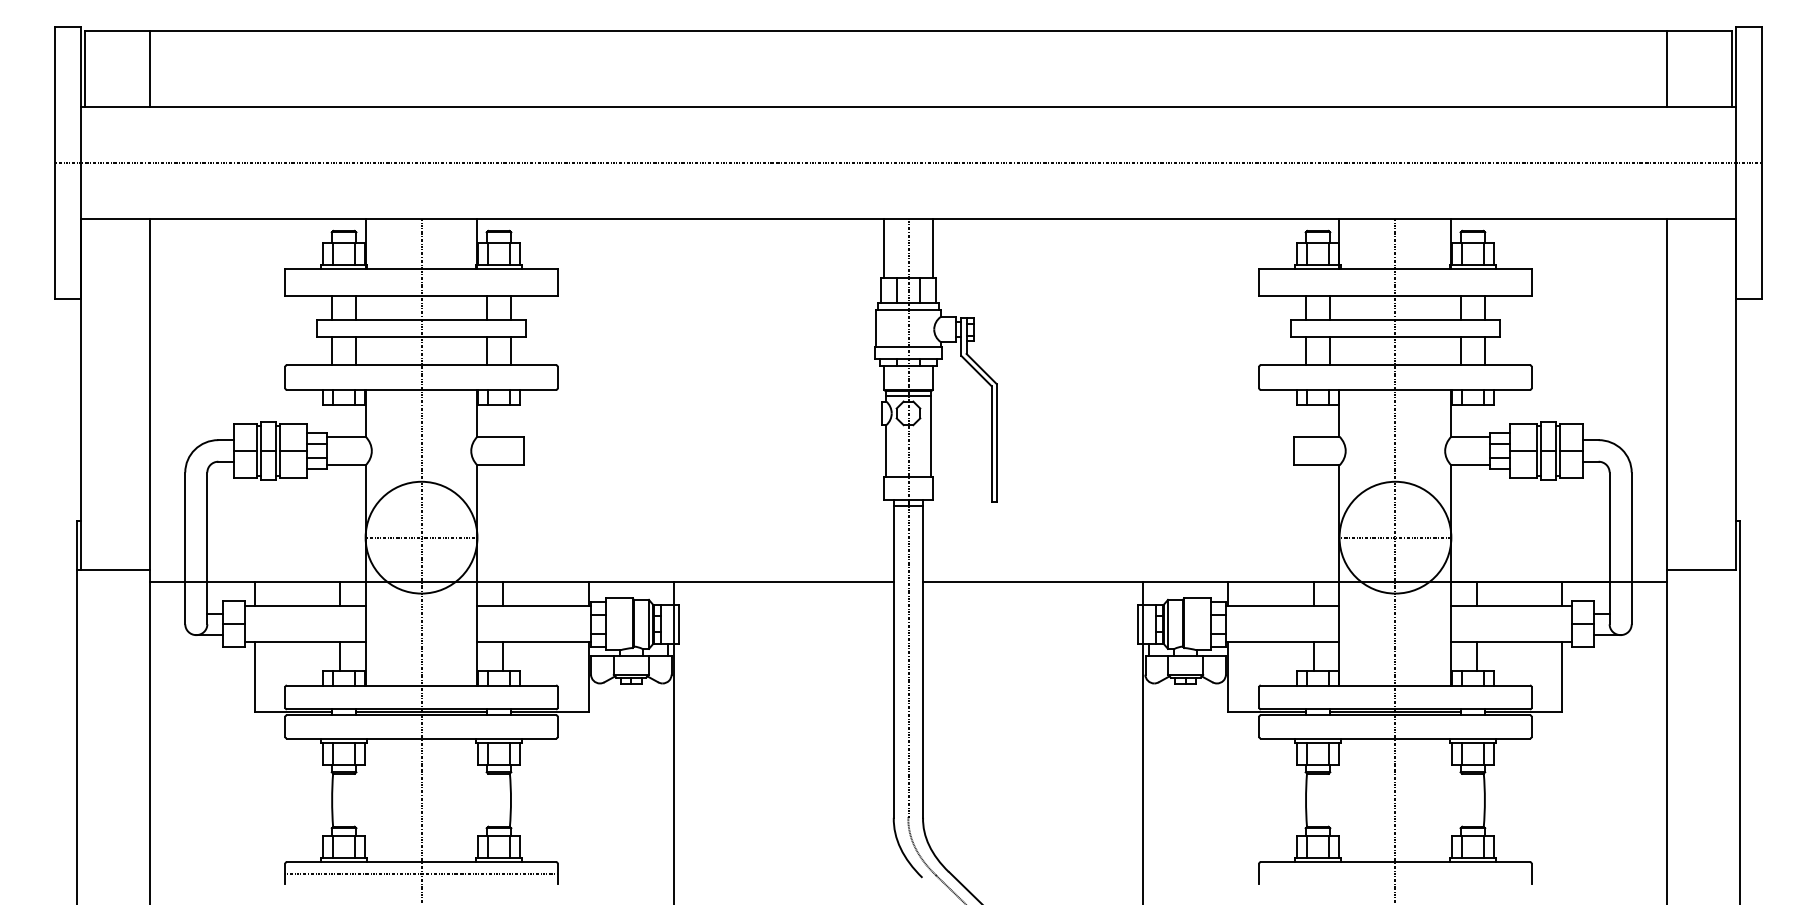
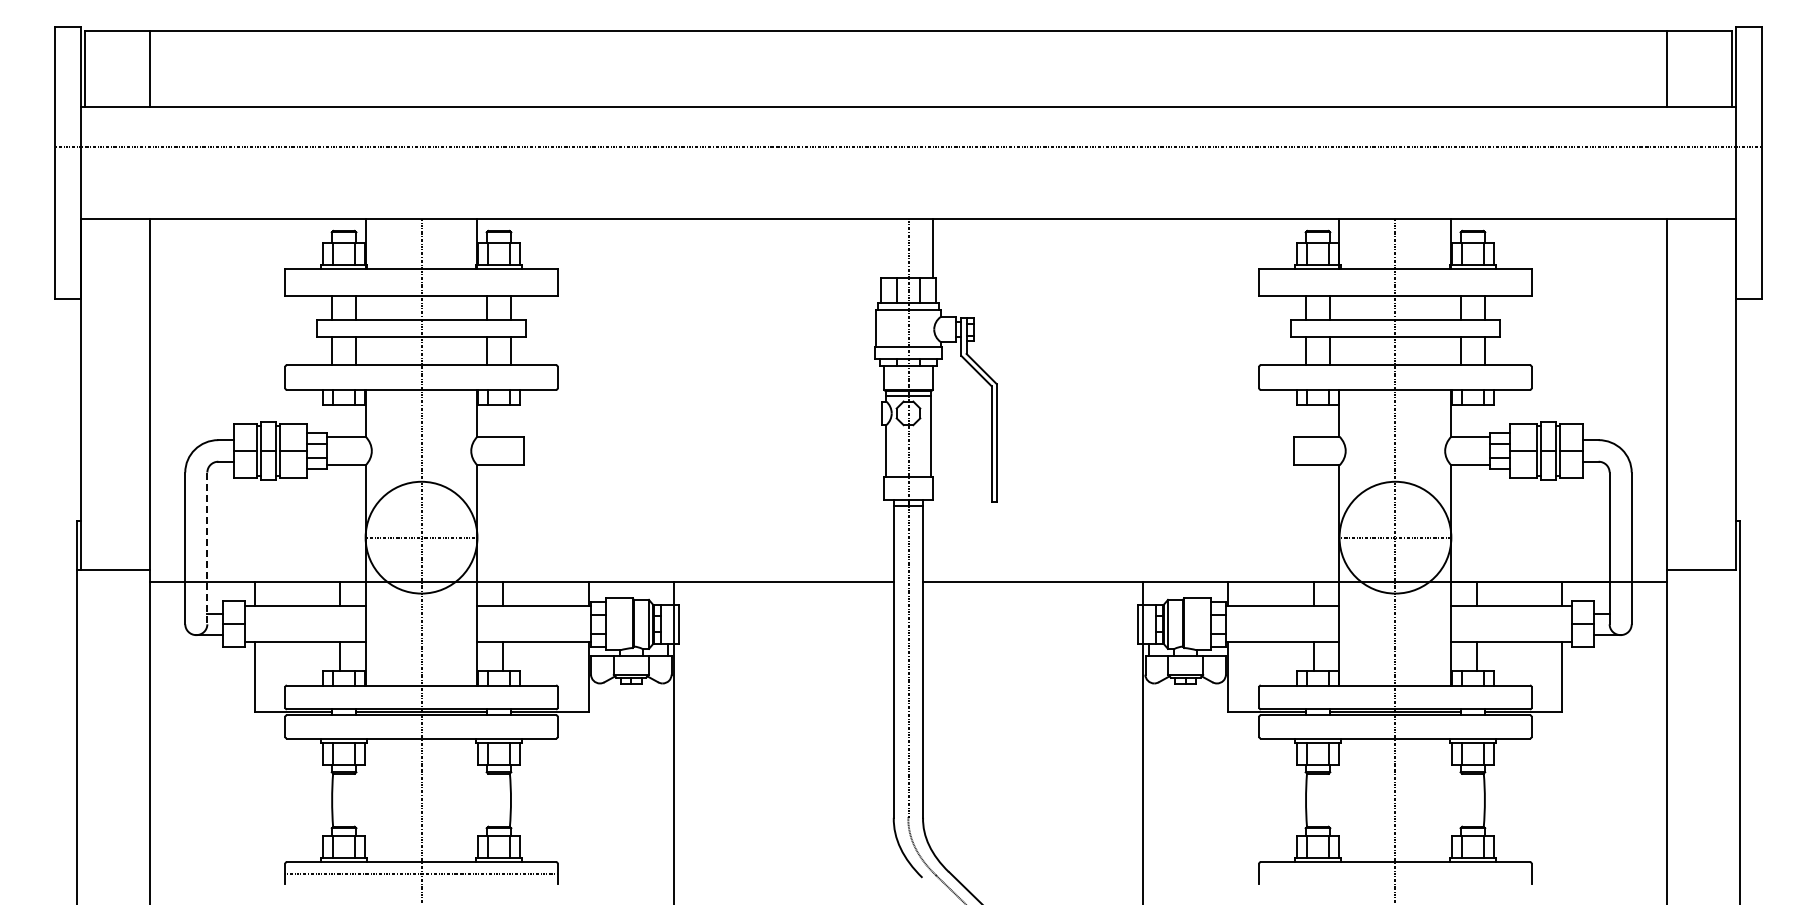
line position: (908, 163) -> (908, 147) (908, 147)
line: present -> none (883, 248)
line: solid -> dashed (207, 548)
